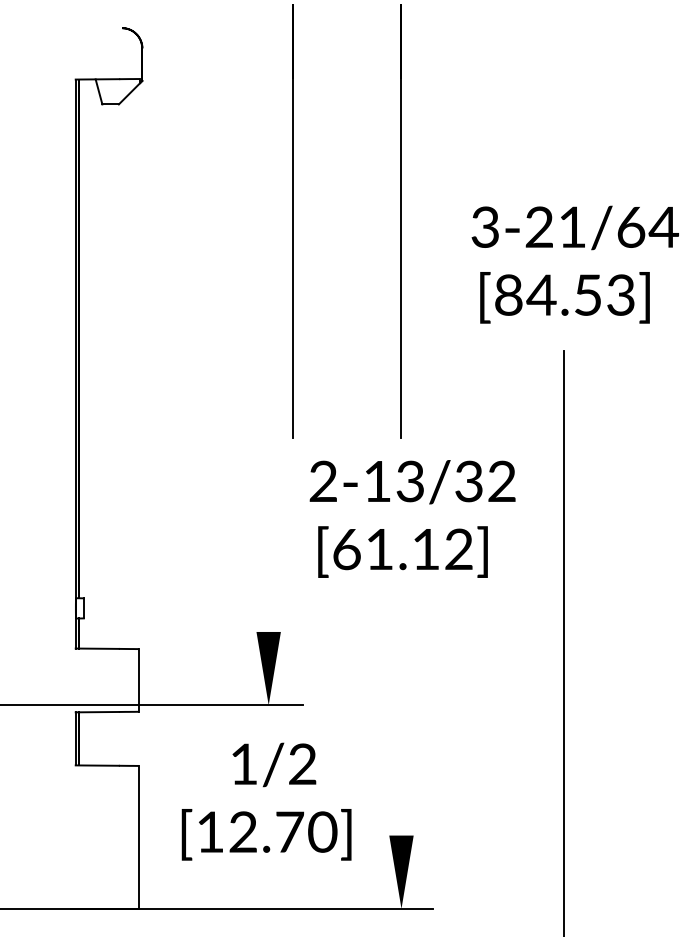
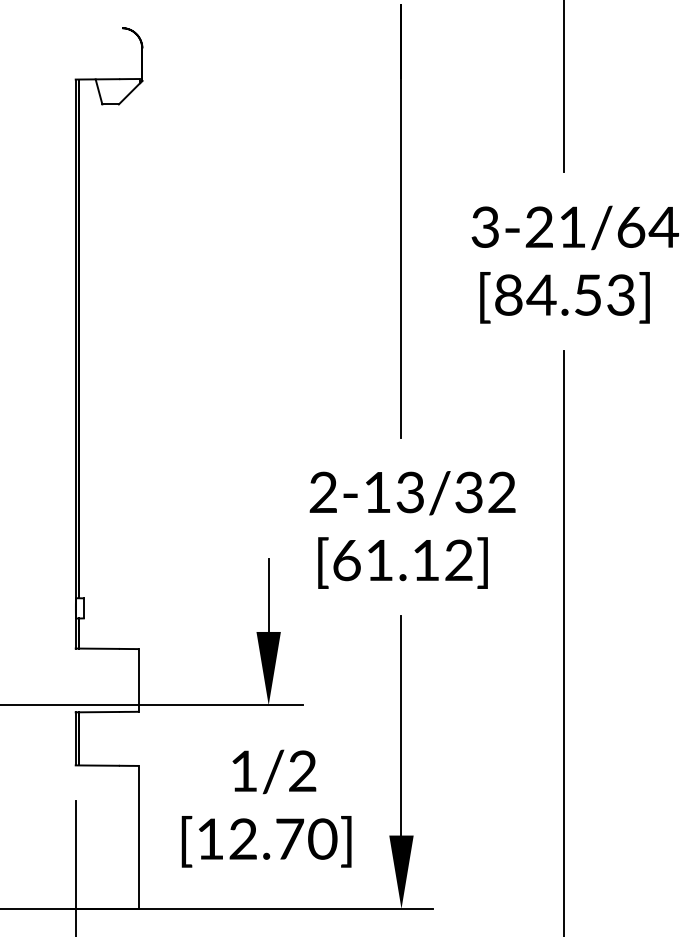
line: none -> present (564, 87)
line: present -> none (292, 221)
text position: (412, 518) -> (412, 529) (412, 529)
line: none -> present (268, 594)
line: none -> present (401, 725)
text position: (266, 801) -> (266, 808) (266, 808)
line: none -> present (75, 866)
